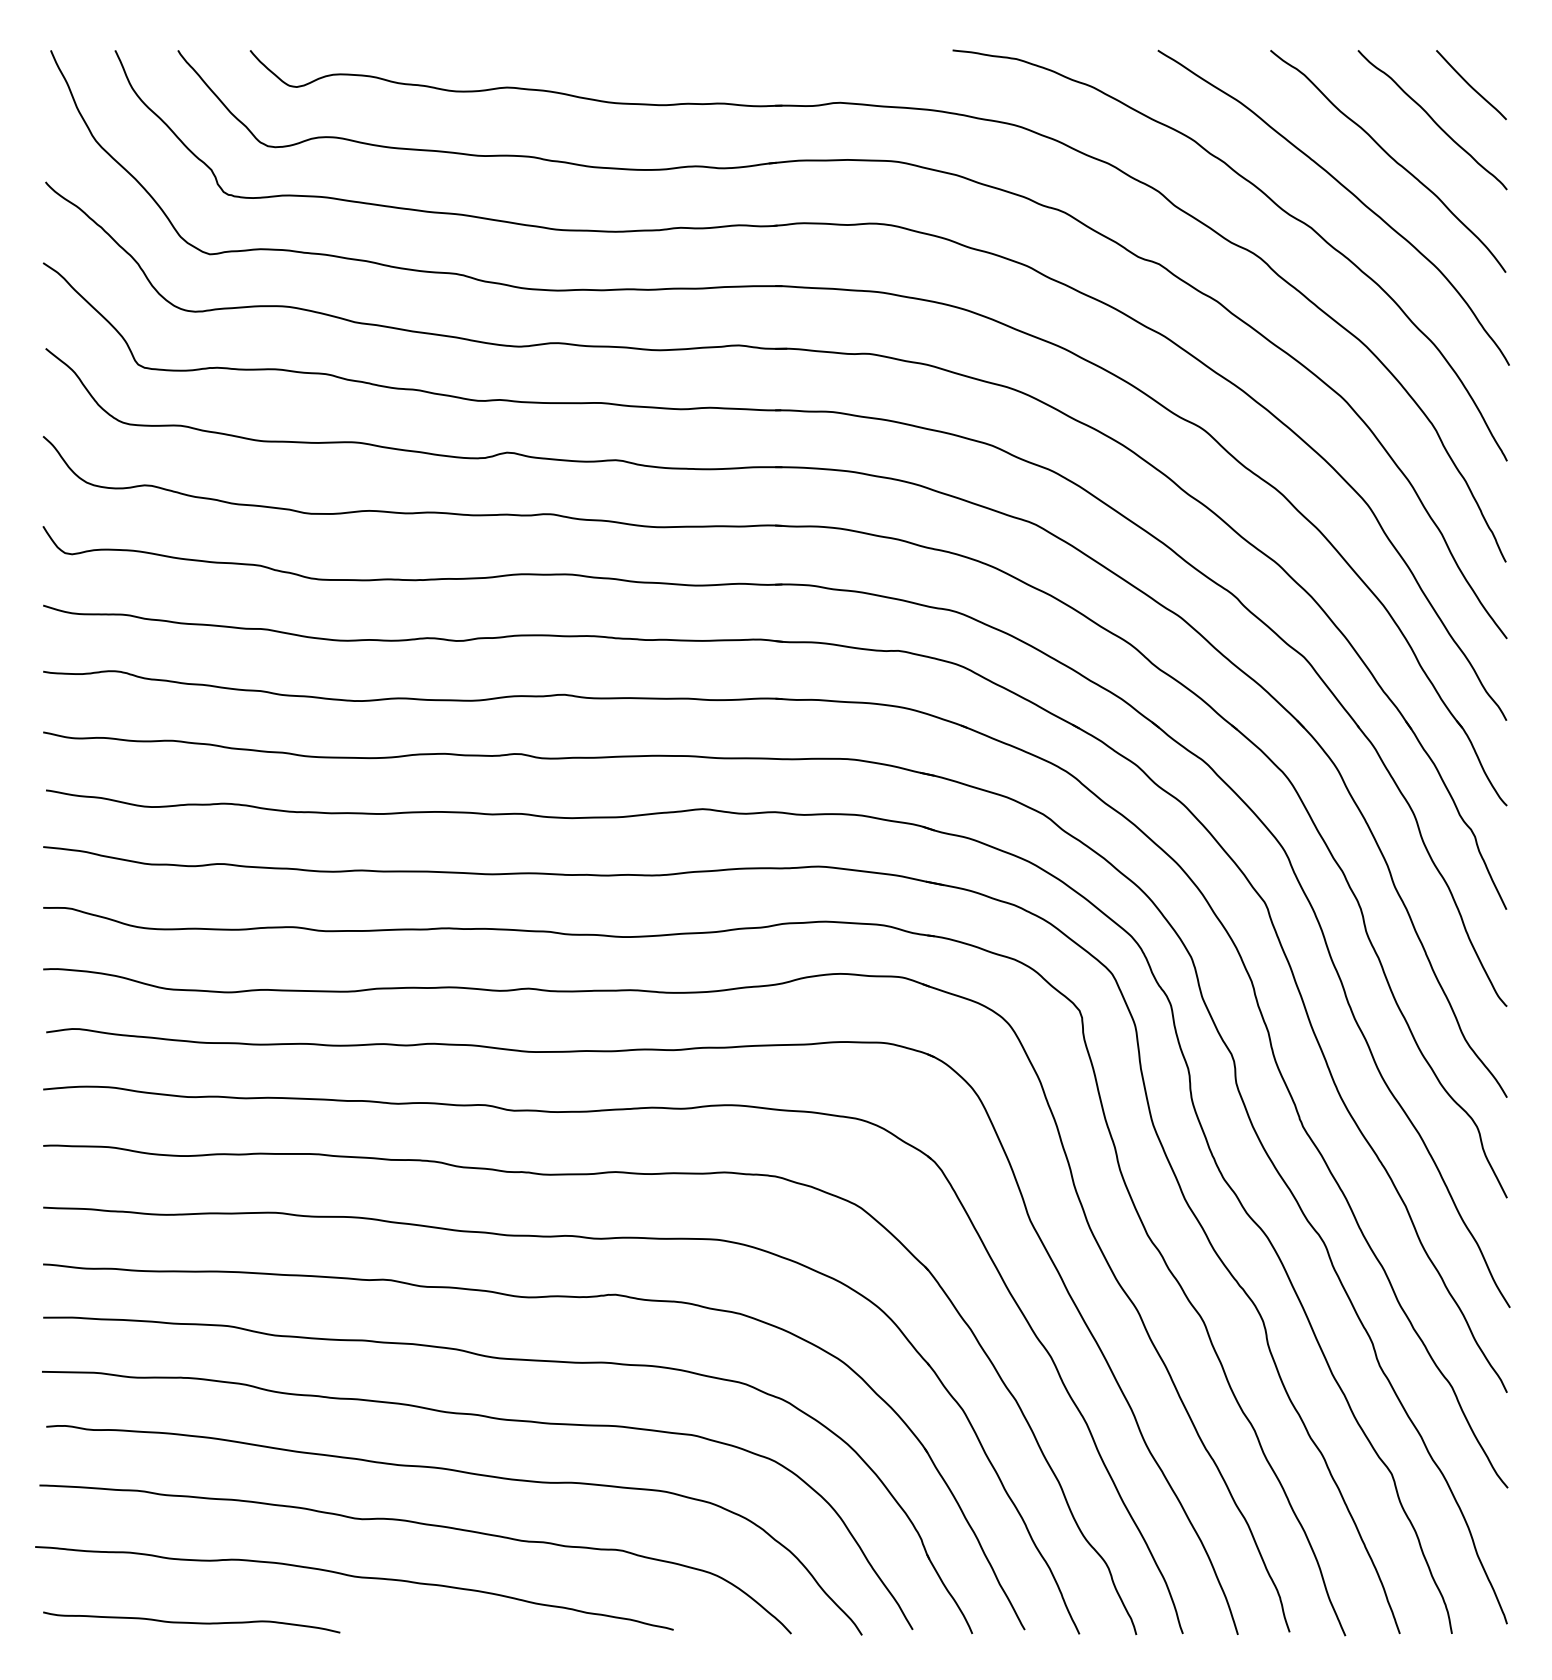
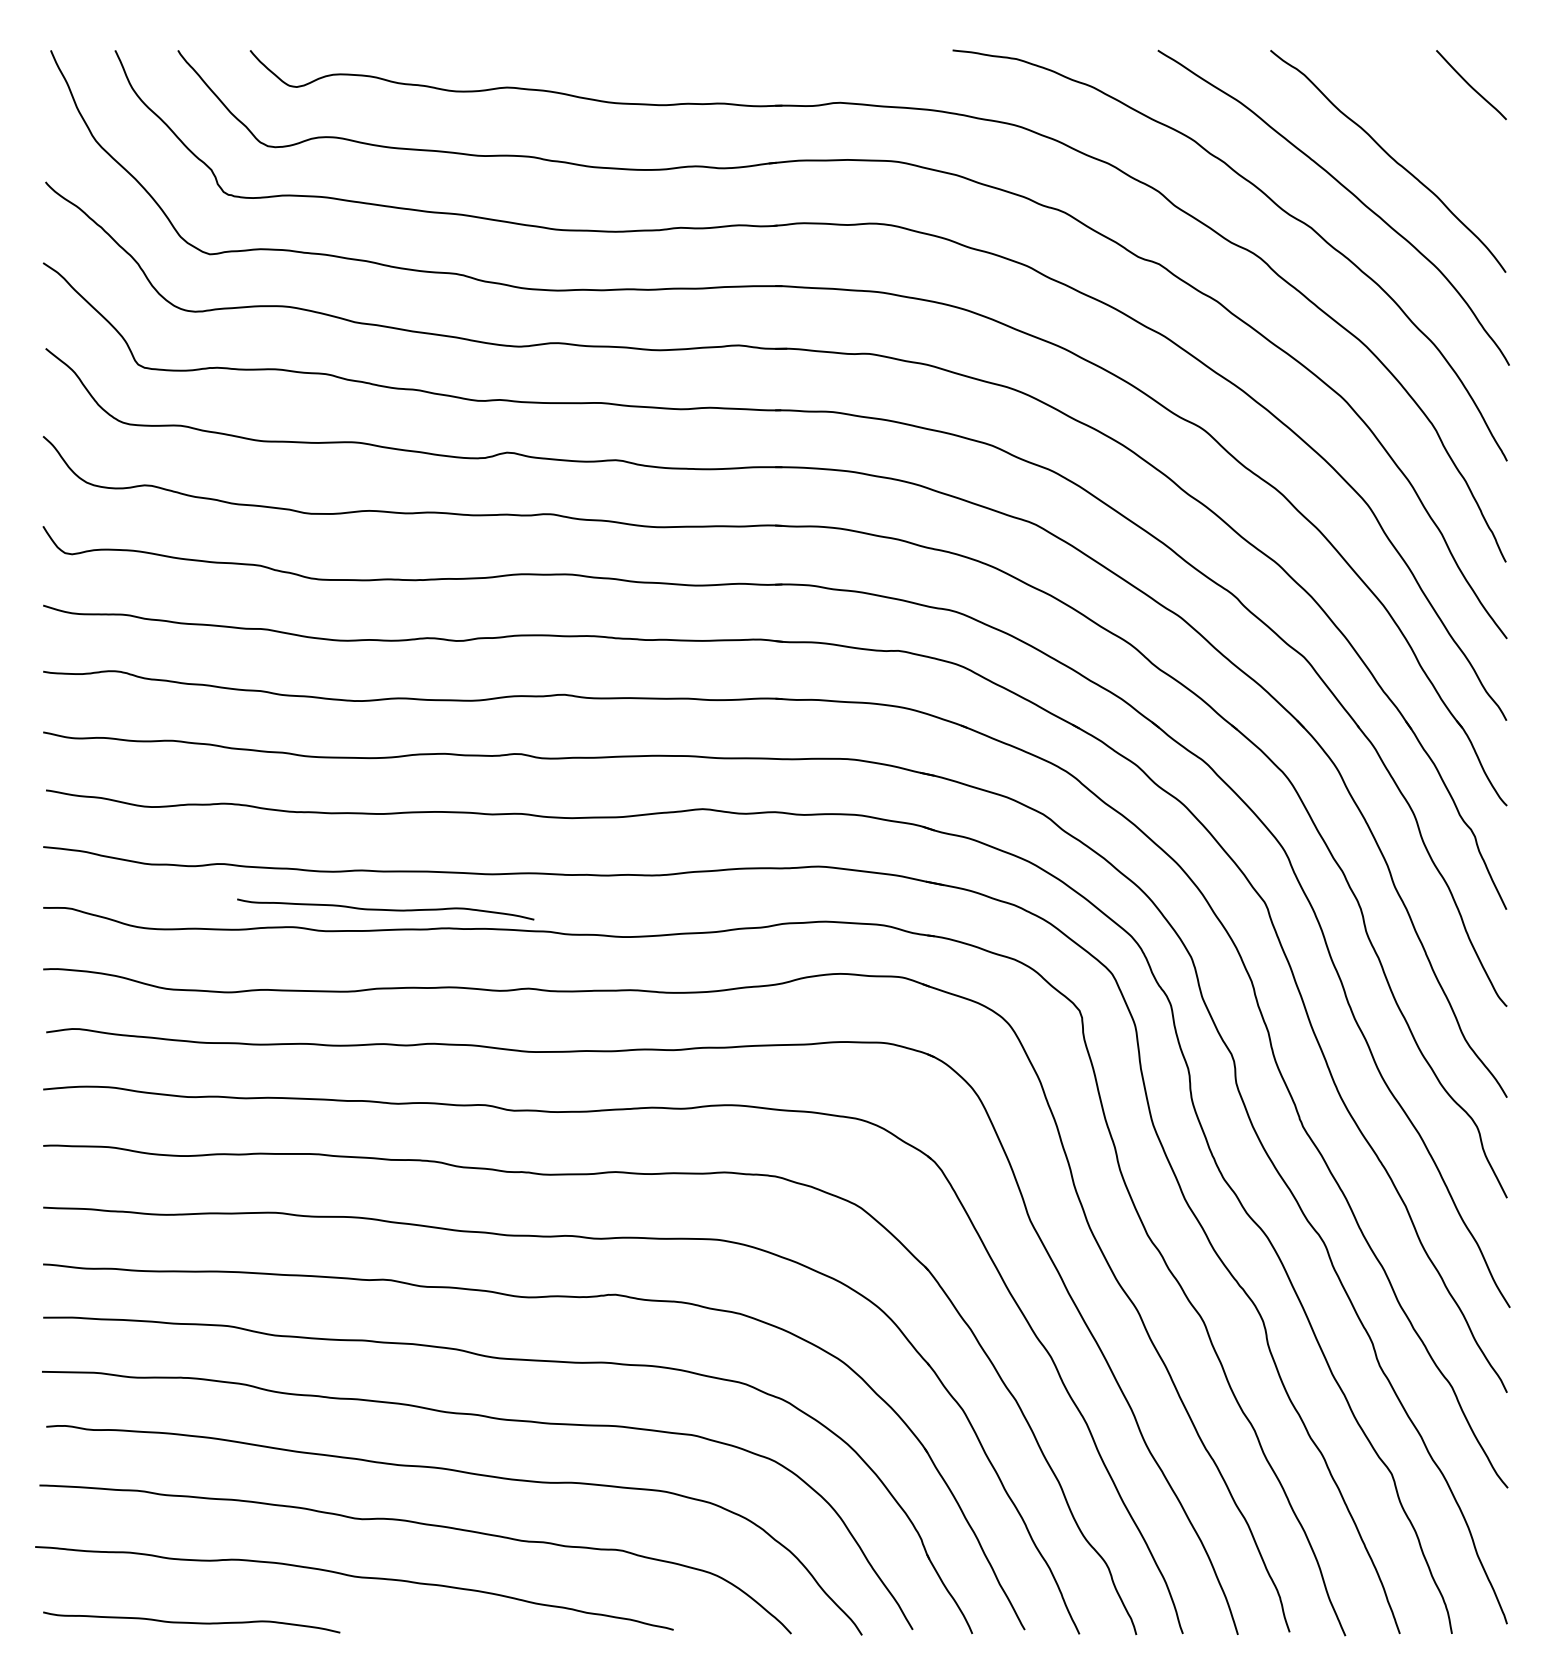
curve: present -> none (1432, 120)
curve: none -> present (385, 909)
